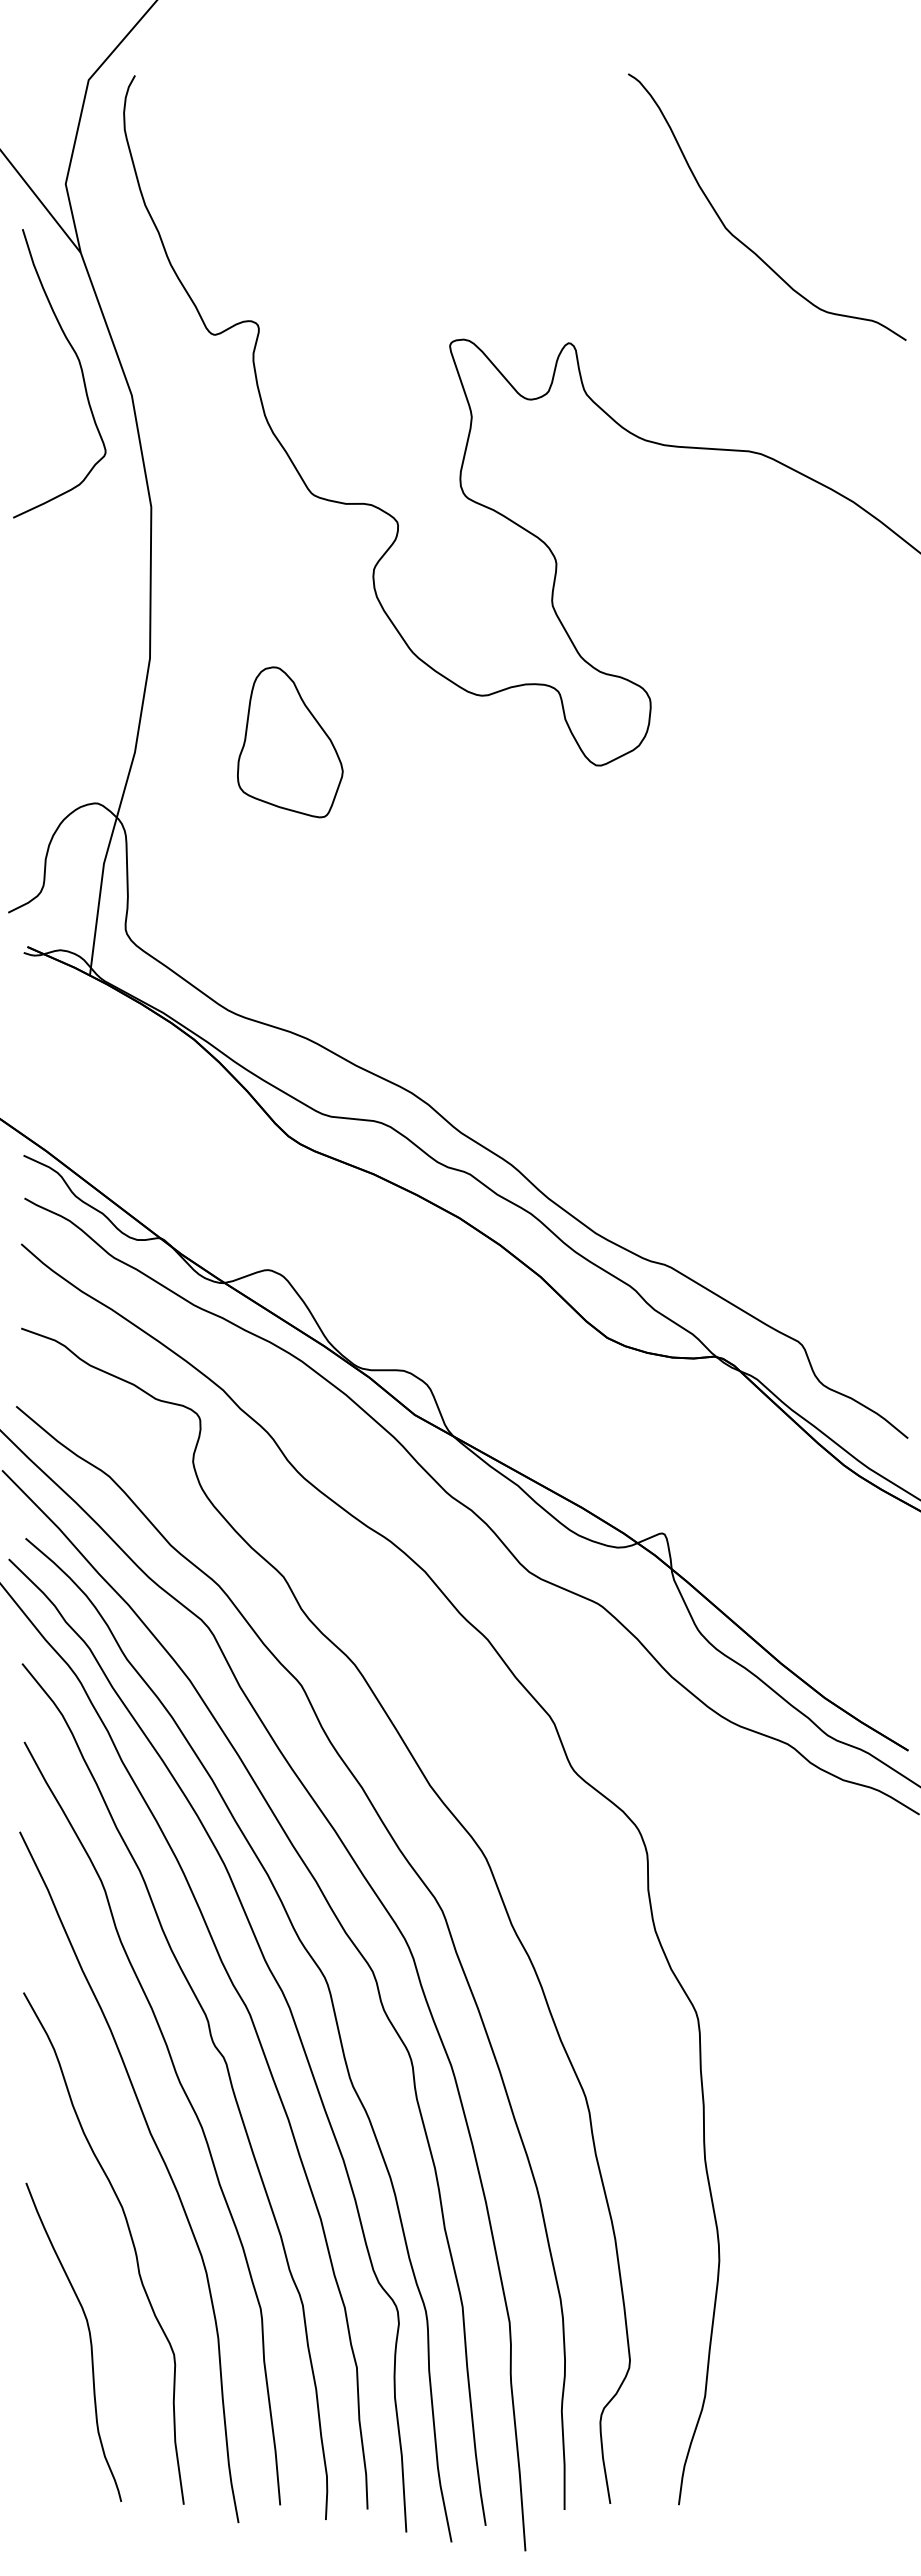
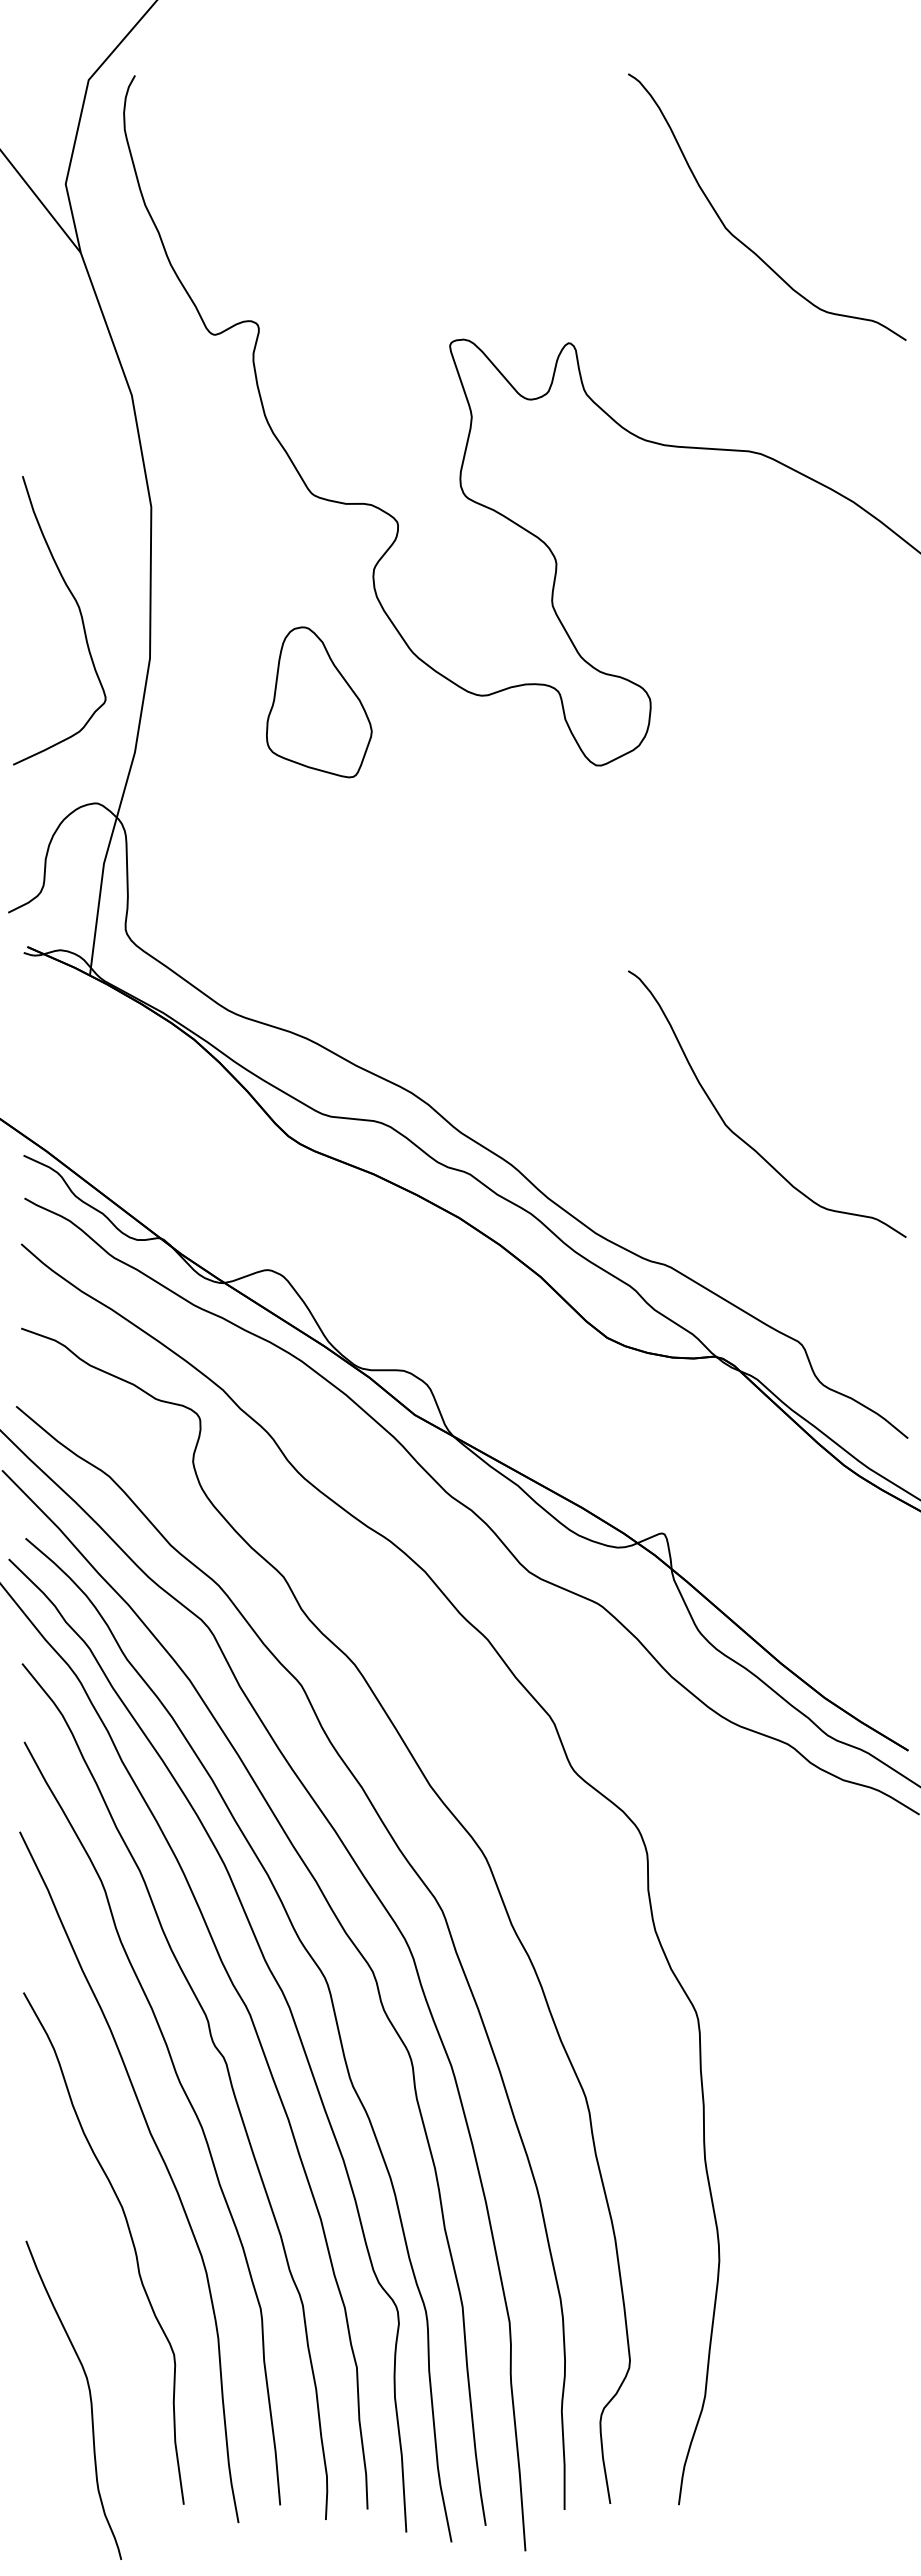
curve position: (80, 369) -> (80, 616) (80, 616)
part position: (290, 742) -> (319, 702) (319, 702)
curve: none -> present (737, 1134)
curve position: (89, 2339) -> (89, 2397) (89, 2397)
